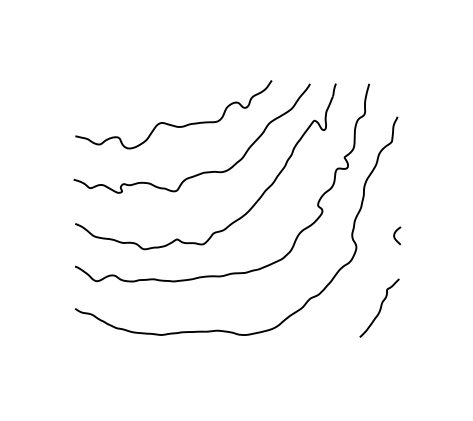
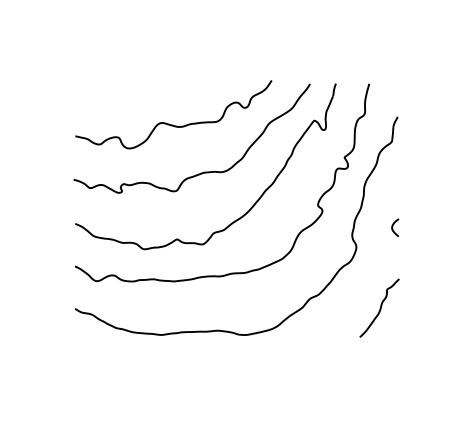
curve position: (395, 234) -> (393, 226) (393, 226)
